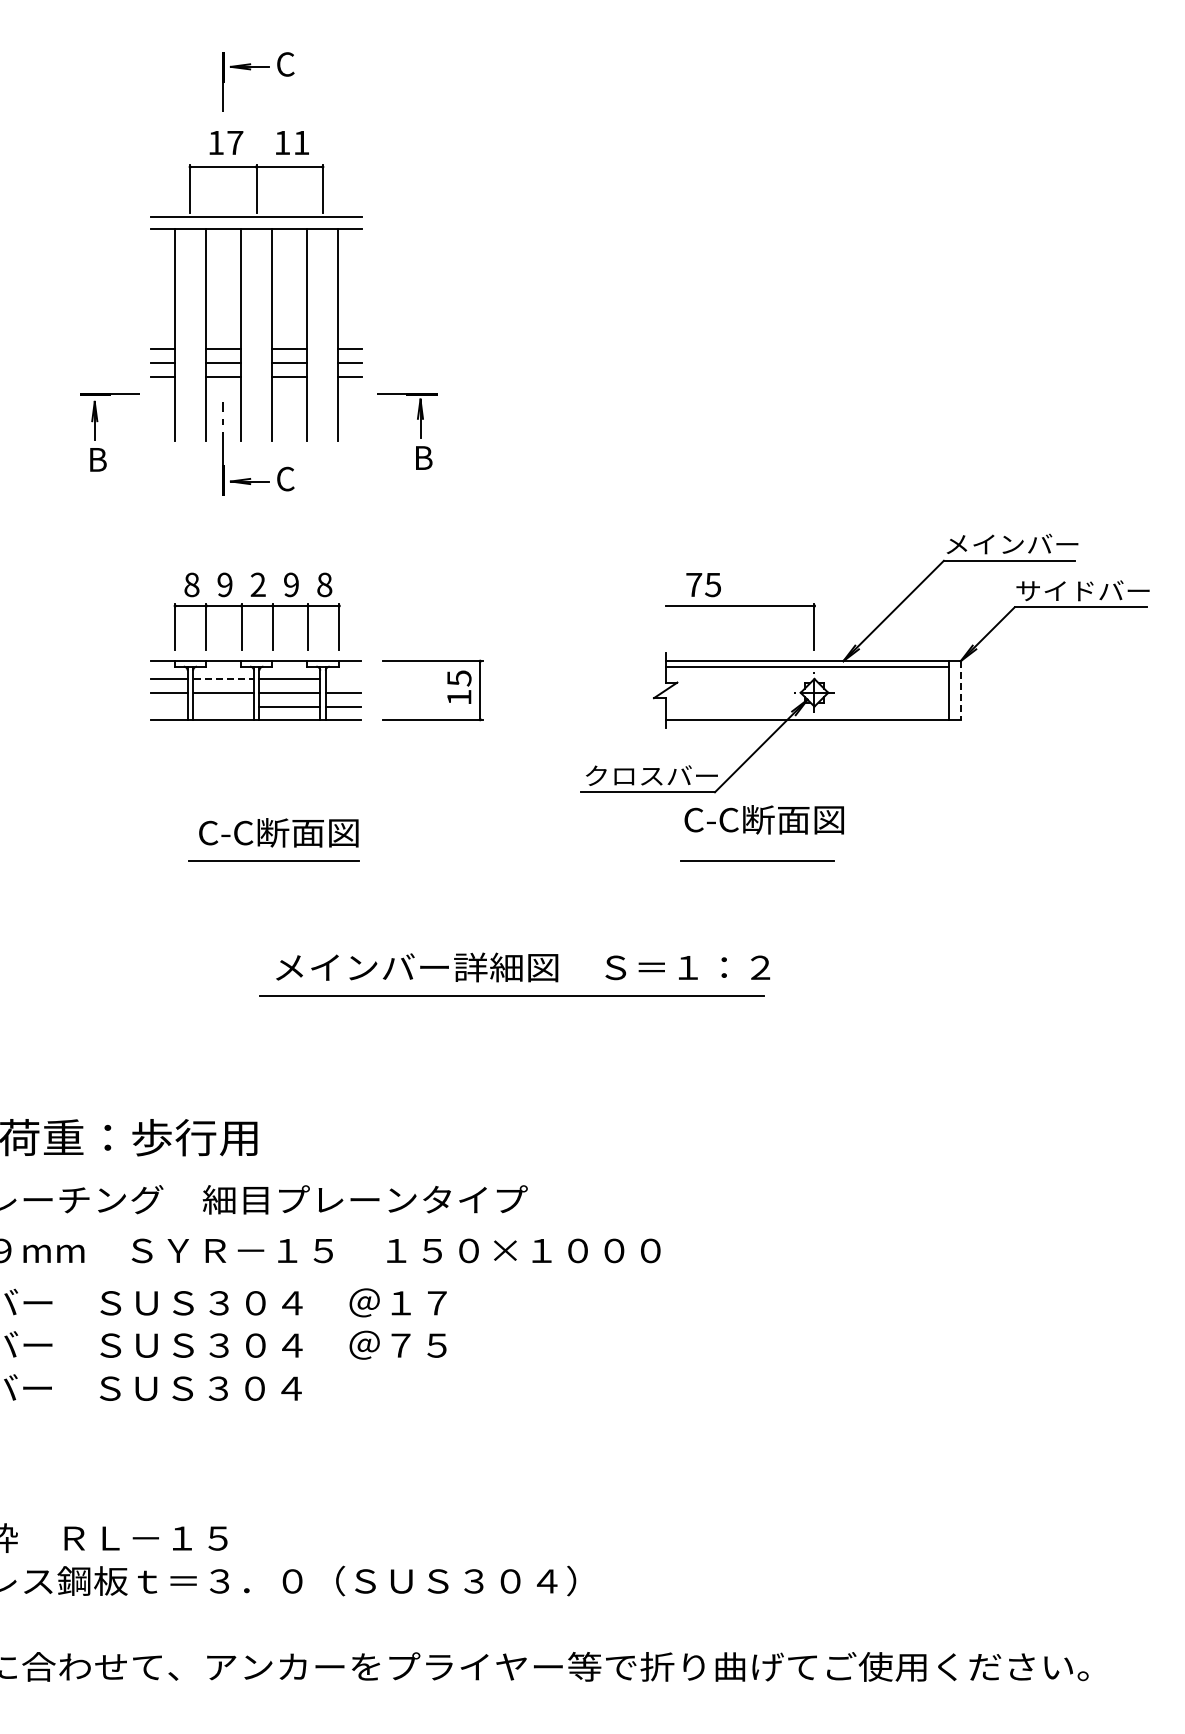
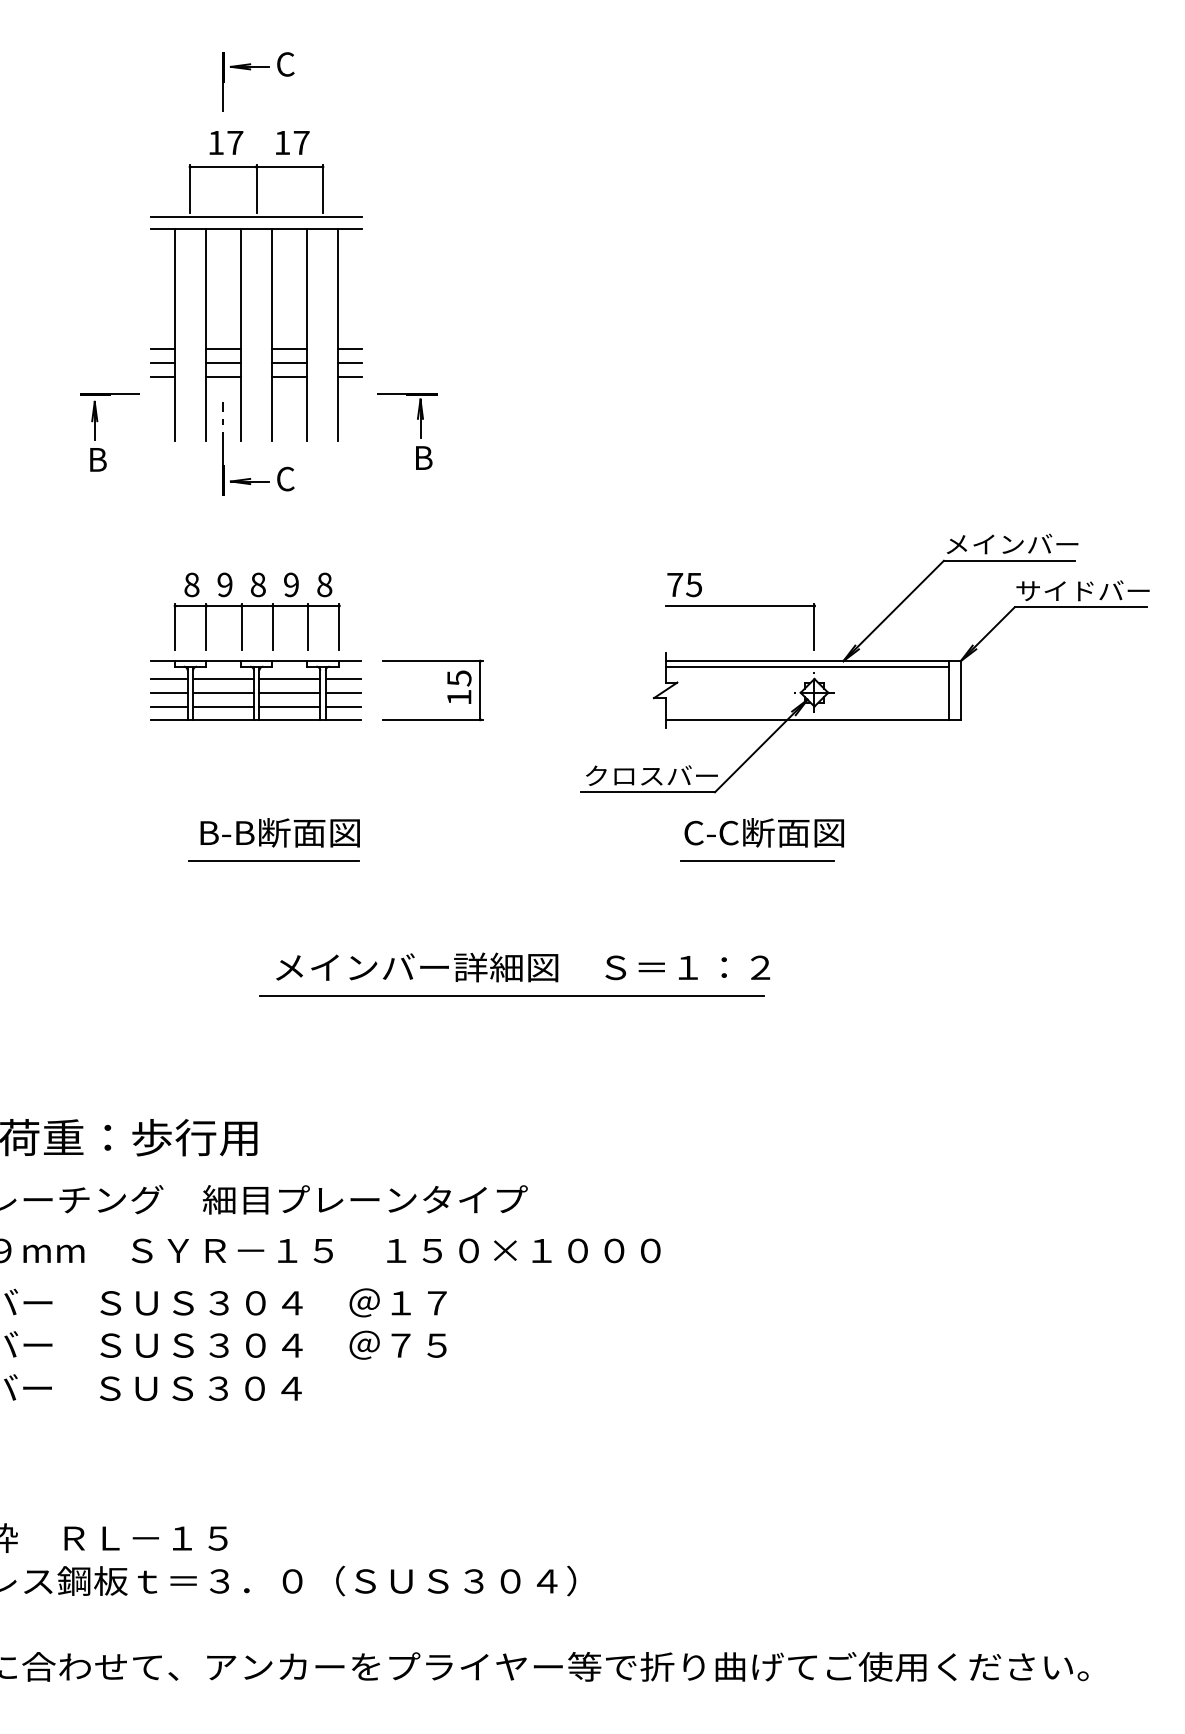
text: 11 -> 17 (301, 142)
text: 2 -> 8 (257, 584)
text position: (703, 585) -> (684, 585) (684, 585)
line: dashed -> solid (224, 679)
line: none -> present (343, 679)
line: dashed -> solid (960, 690)
line: none -> present (168, 706)
line: none -> present (223, 706)
text position: (763, 819) -> (763, 832) (763, 832)
text: C-C断面図 -> B-B断面図 (279, 832)
